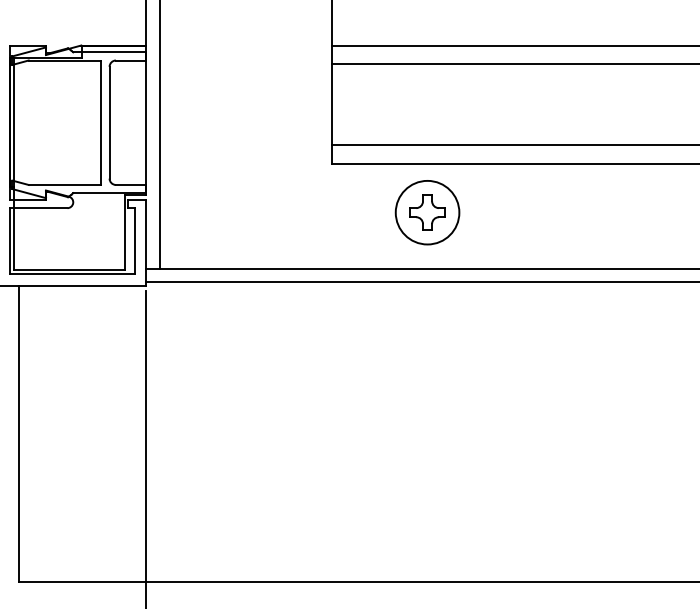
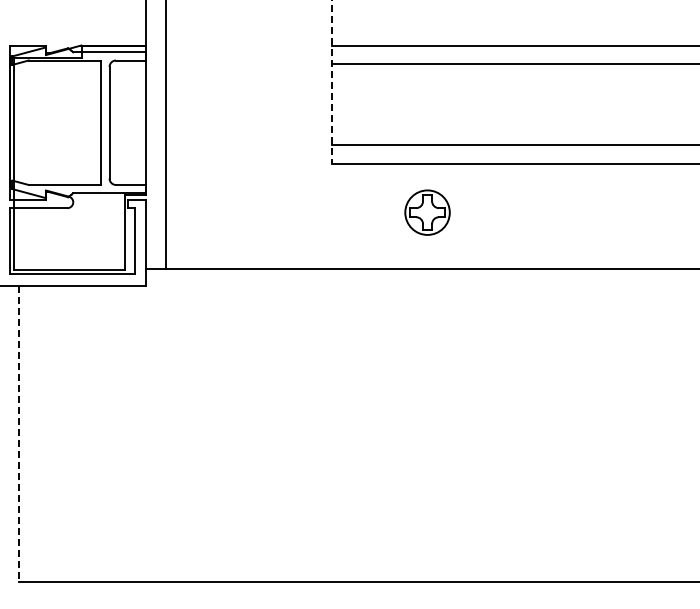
line: solid -> dashed (332, 82)
line position: (159, 135) -> (165, 135) (165, 135)
circle diameter: 64 px -> 45 px (427, 212)
line: present -> none (420, 281)
line: solid -> dashed (18, 434)
line: present -> none (145, 447)
